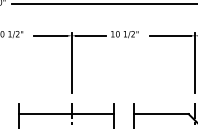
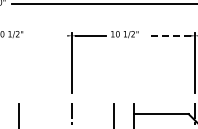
line: present -> none (50, 35)
line: solid -> dashed (169, 35)
line: present -> none (66, 114)
